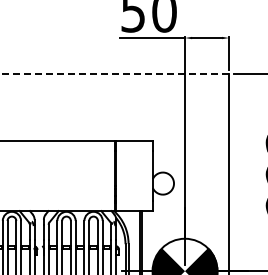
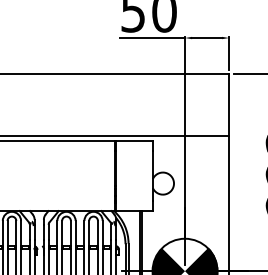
line: dashed -> solid (114, 74)
line: none -> present (115, 136)
